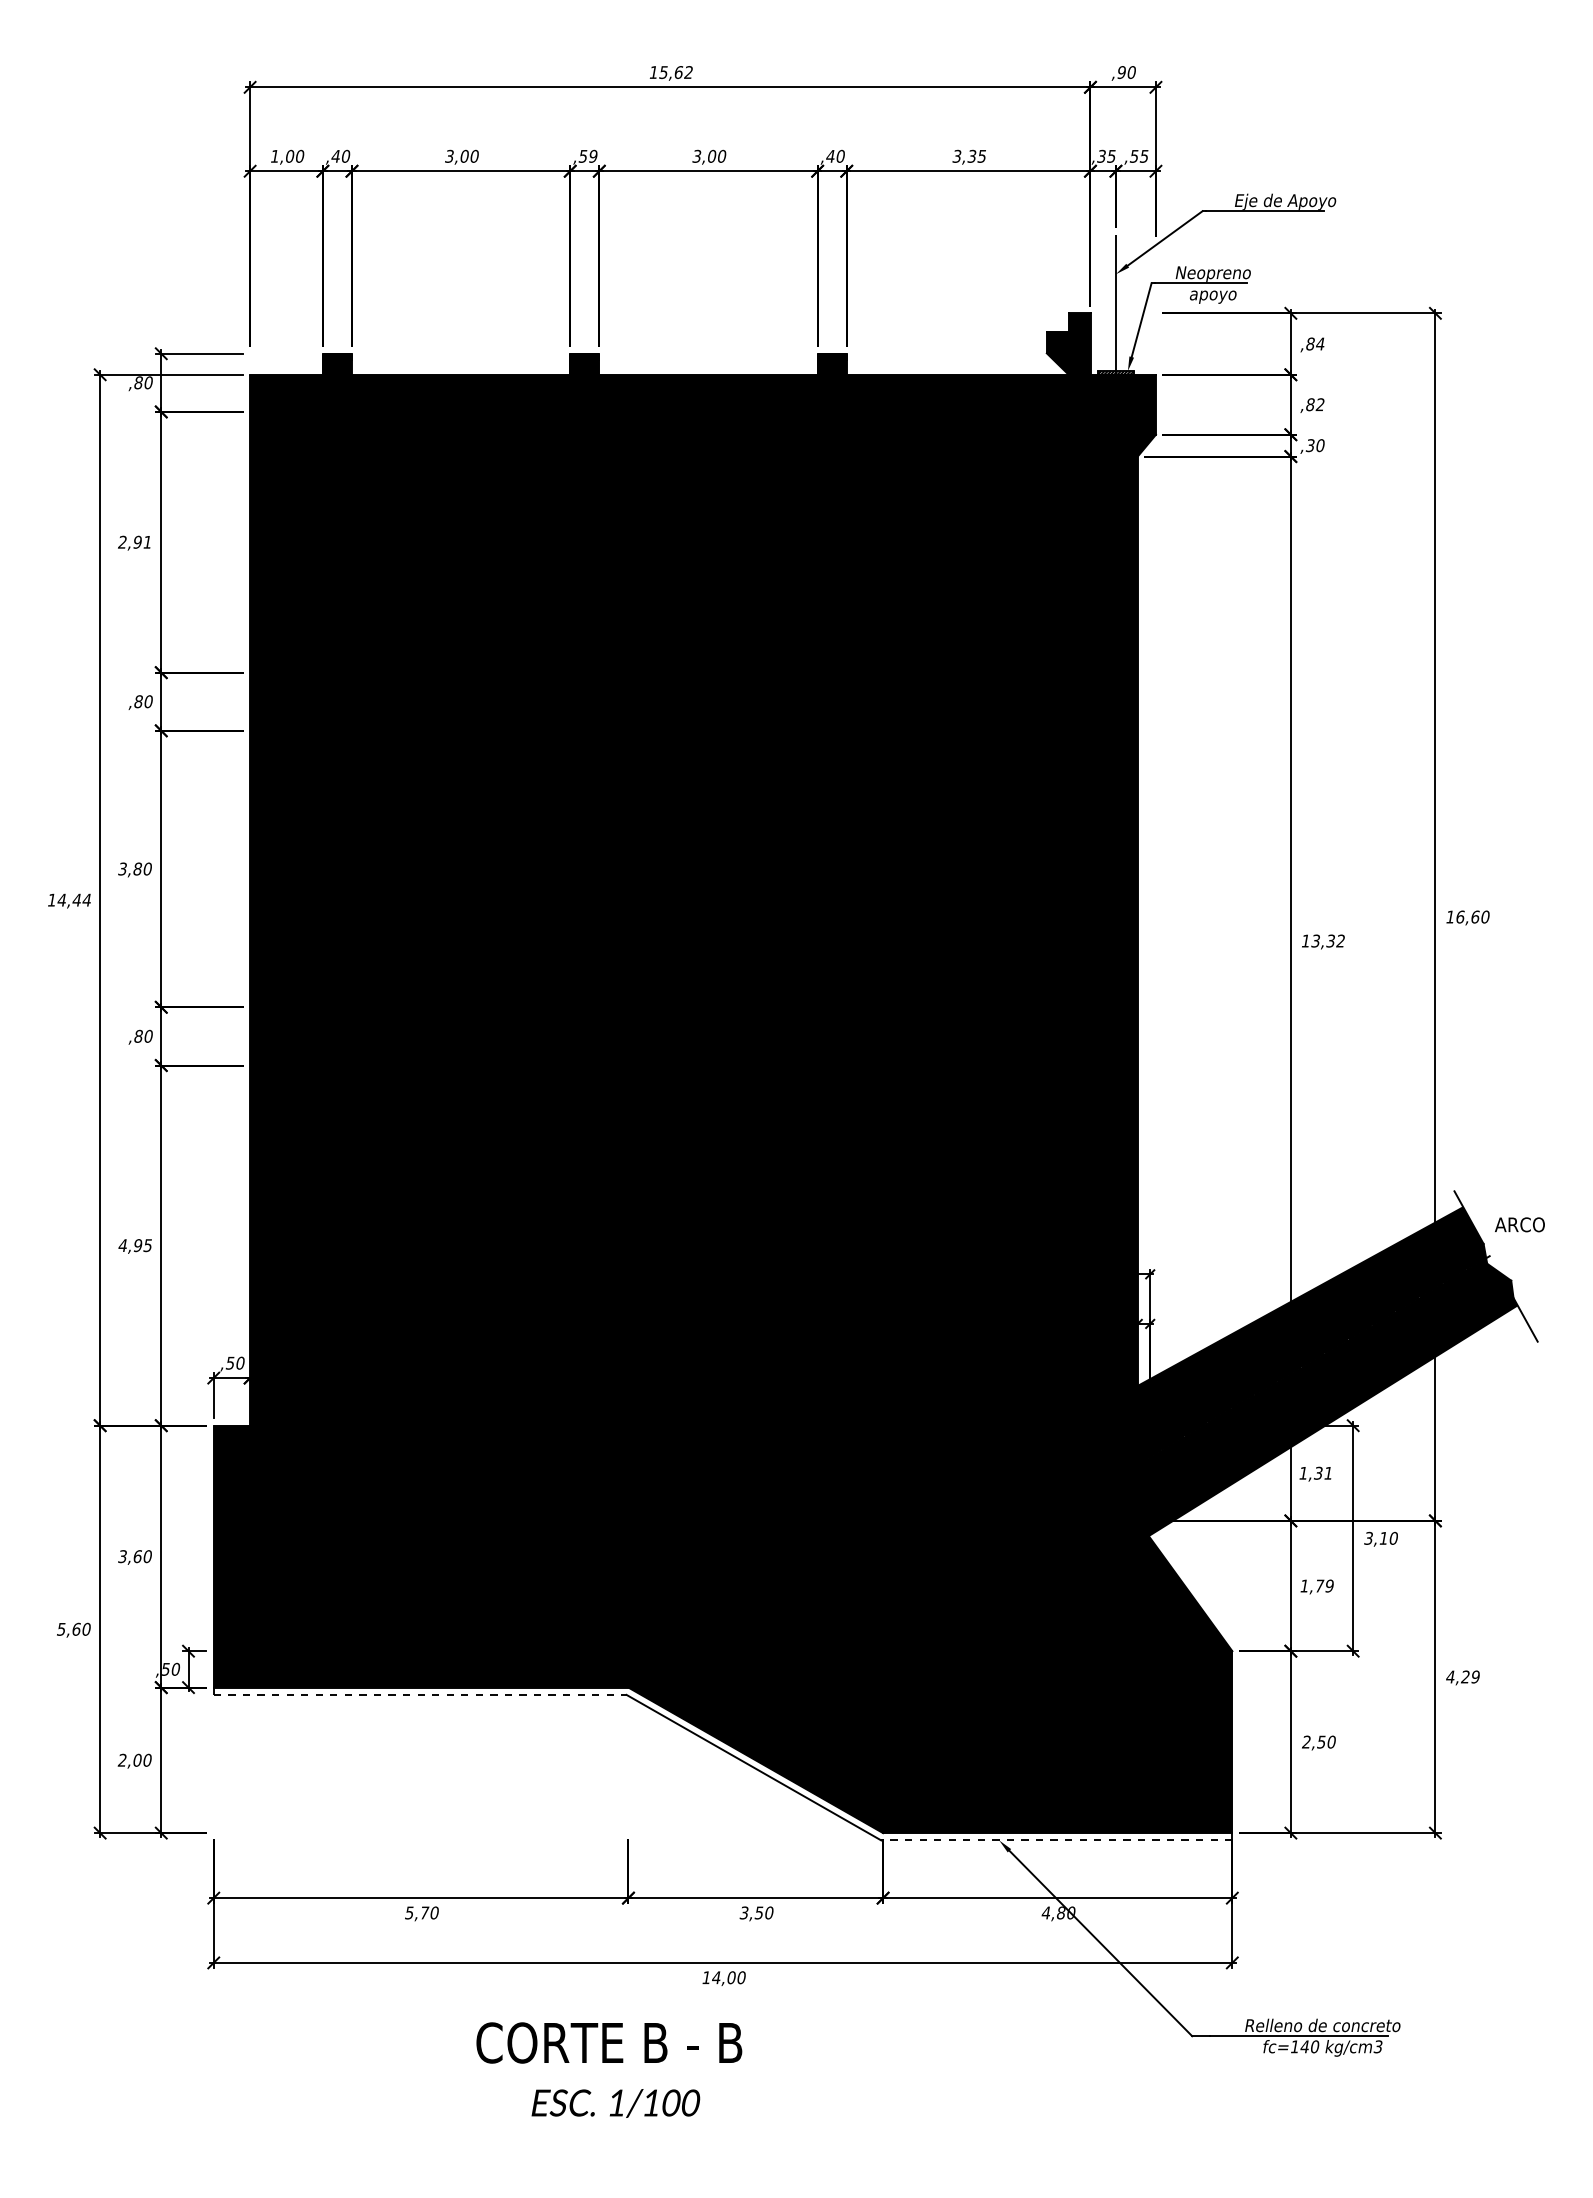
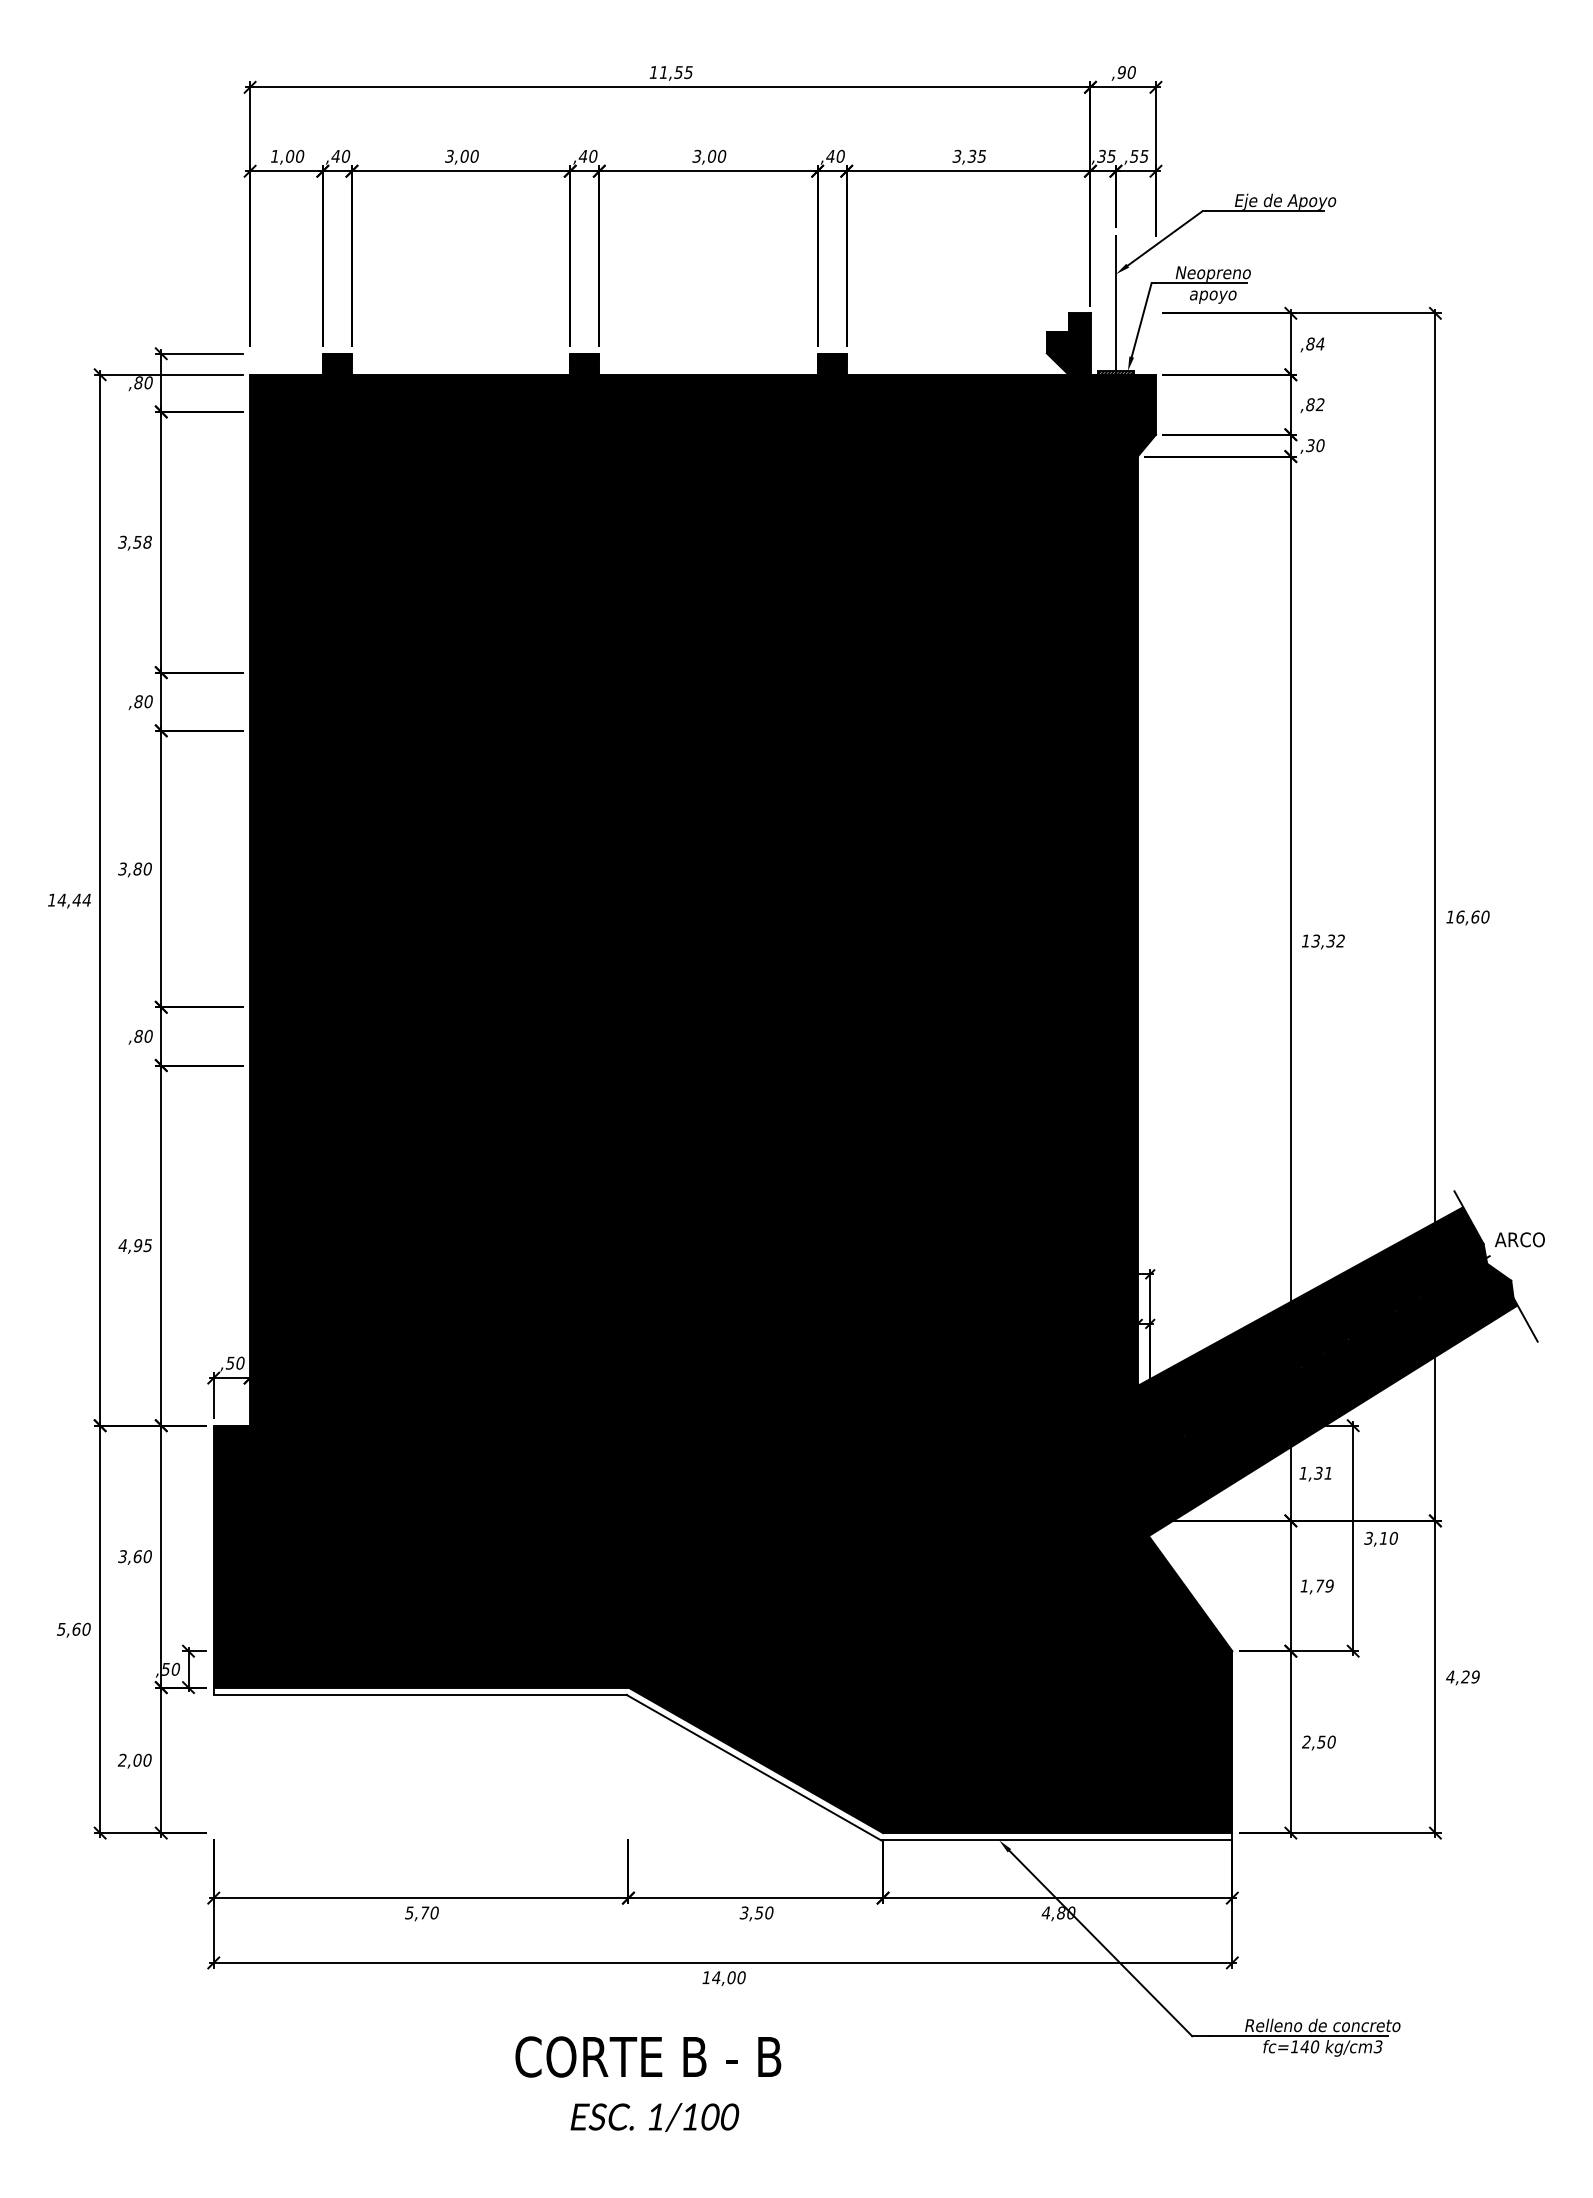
text: 15,62 -> 11,55 (675, 72)
text: ,59 -> ,40 (587, 156)
text: 2,91 -> 3,58 (134, 541)
text position: (1519, 1224) -> (1519, 1239) (1519, 1239)
line: dashed -> solid (420, 1694)
line: dashed -> solid (1056, 1840)
text position: (609, 2069) -> (648, 2083) (648, 2083)
